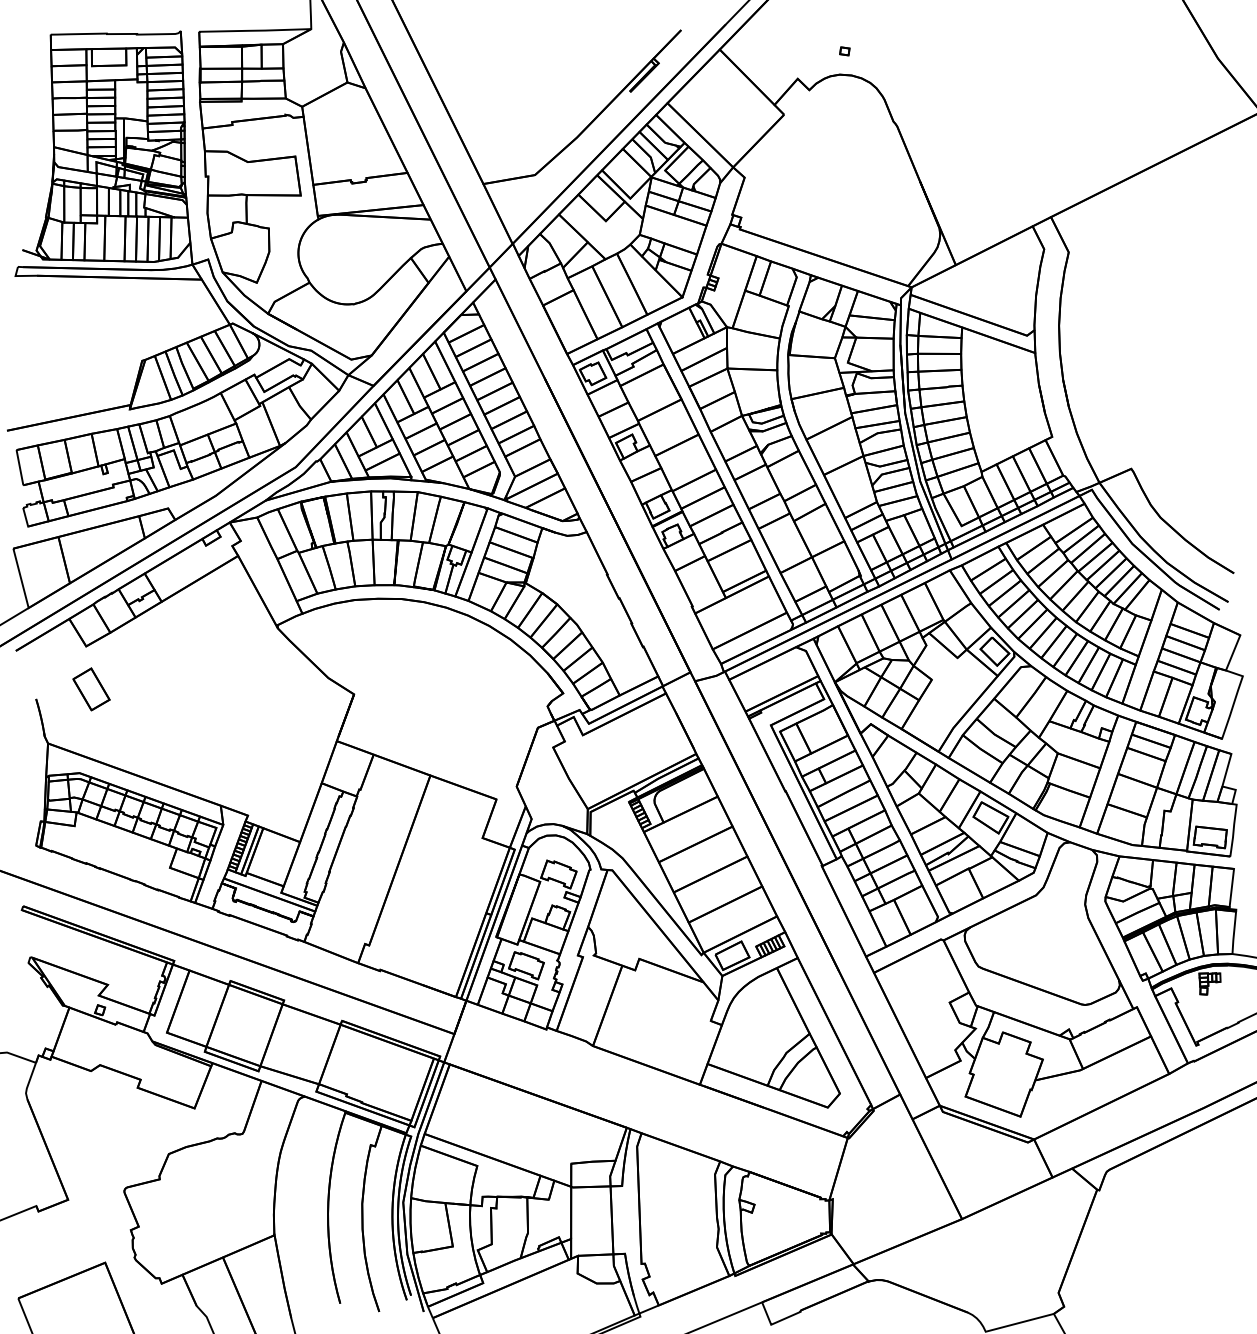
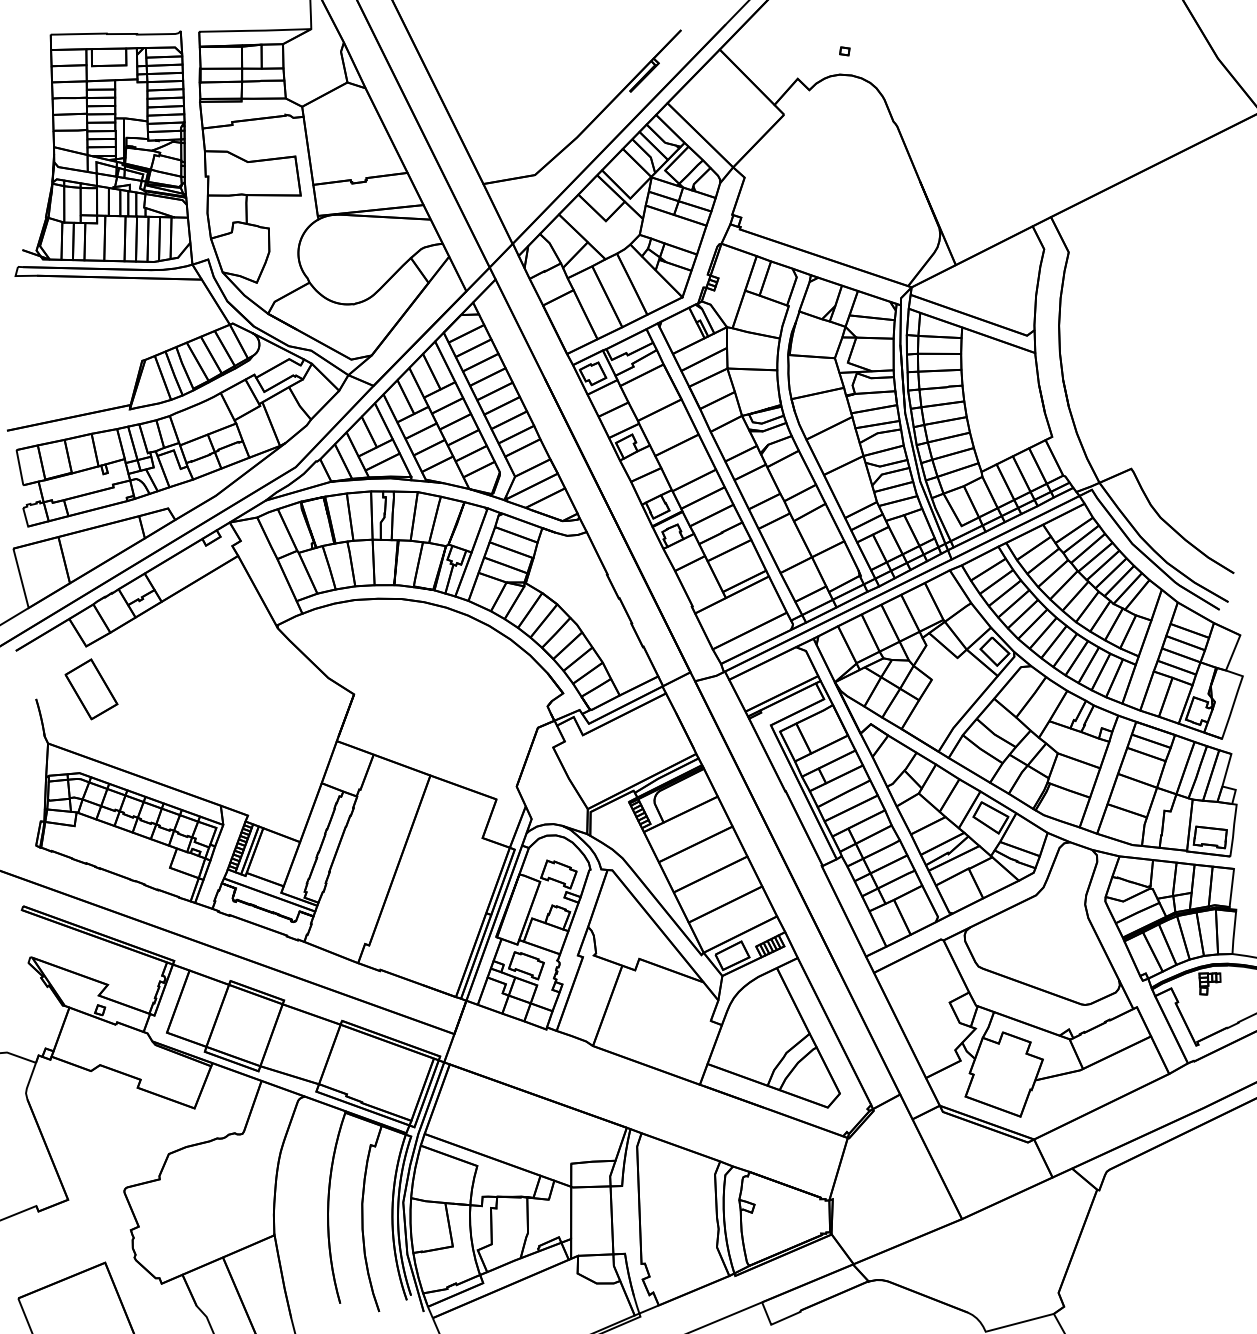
part size: 39x45 px -> 55x63 px (91, 689)
